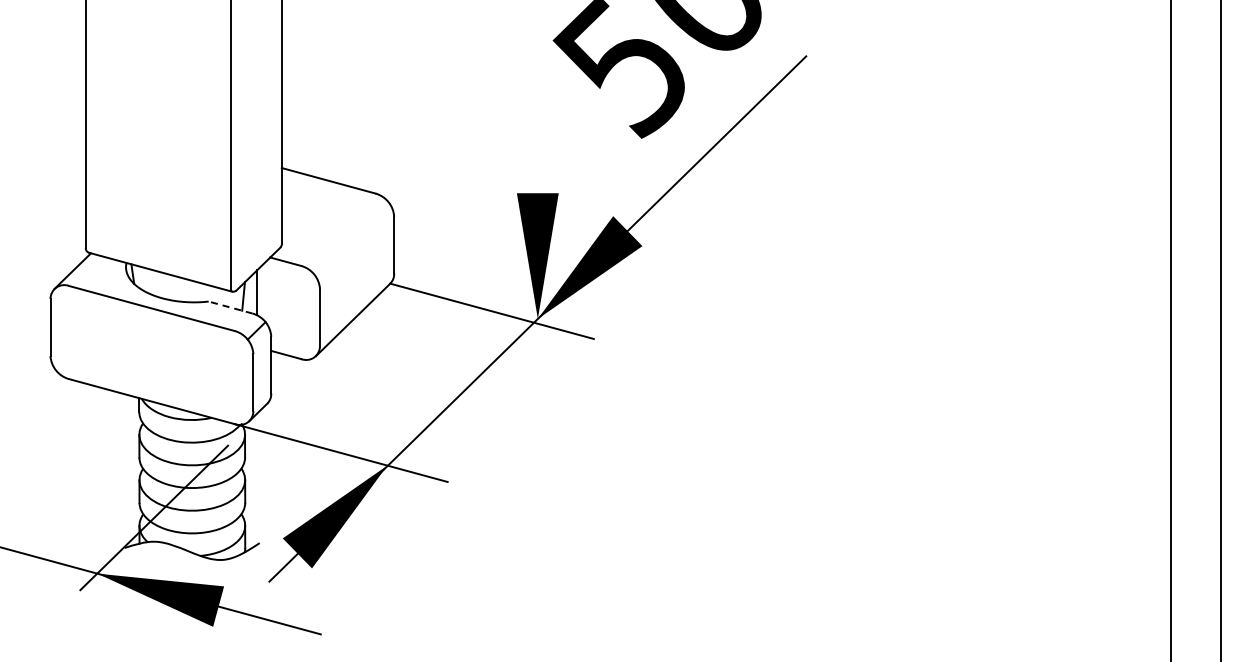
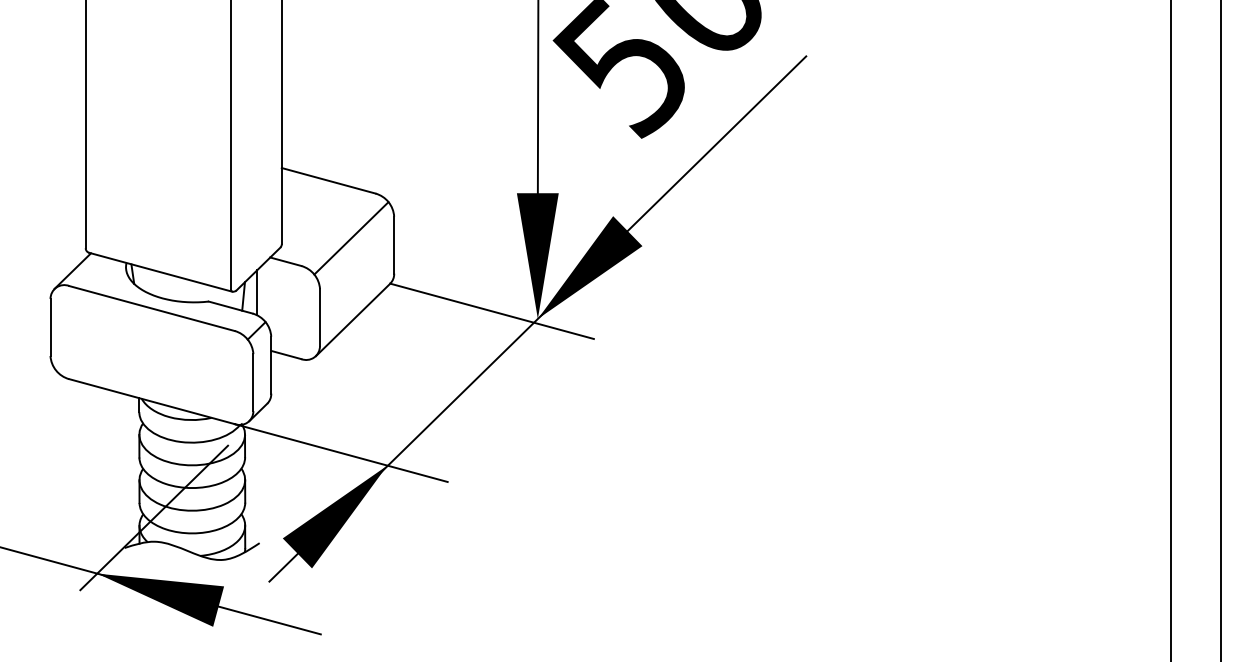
line: none -> present (537, 97)
line: none -> present (351, 238)
line: dashed -> solid (230, 307)
